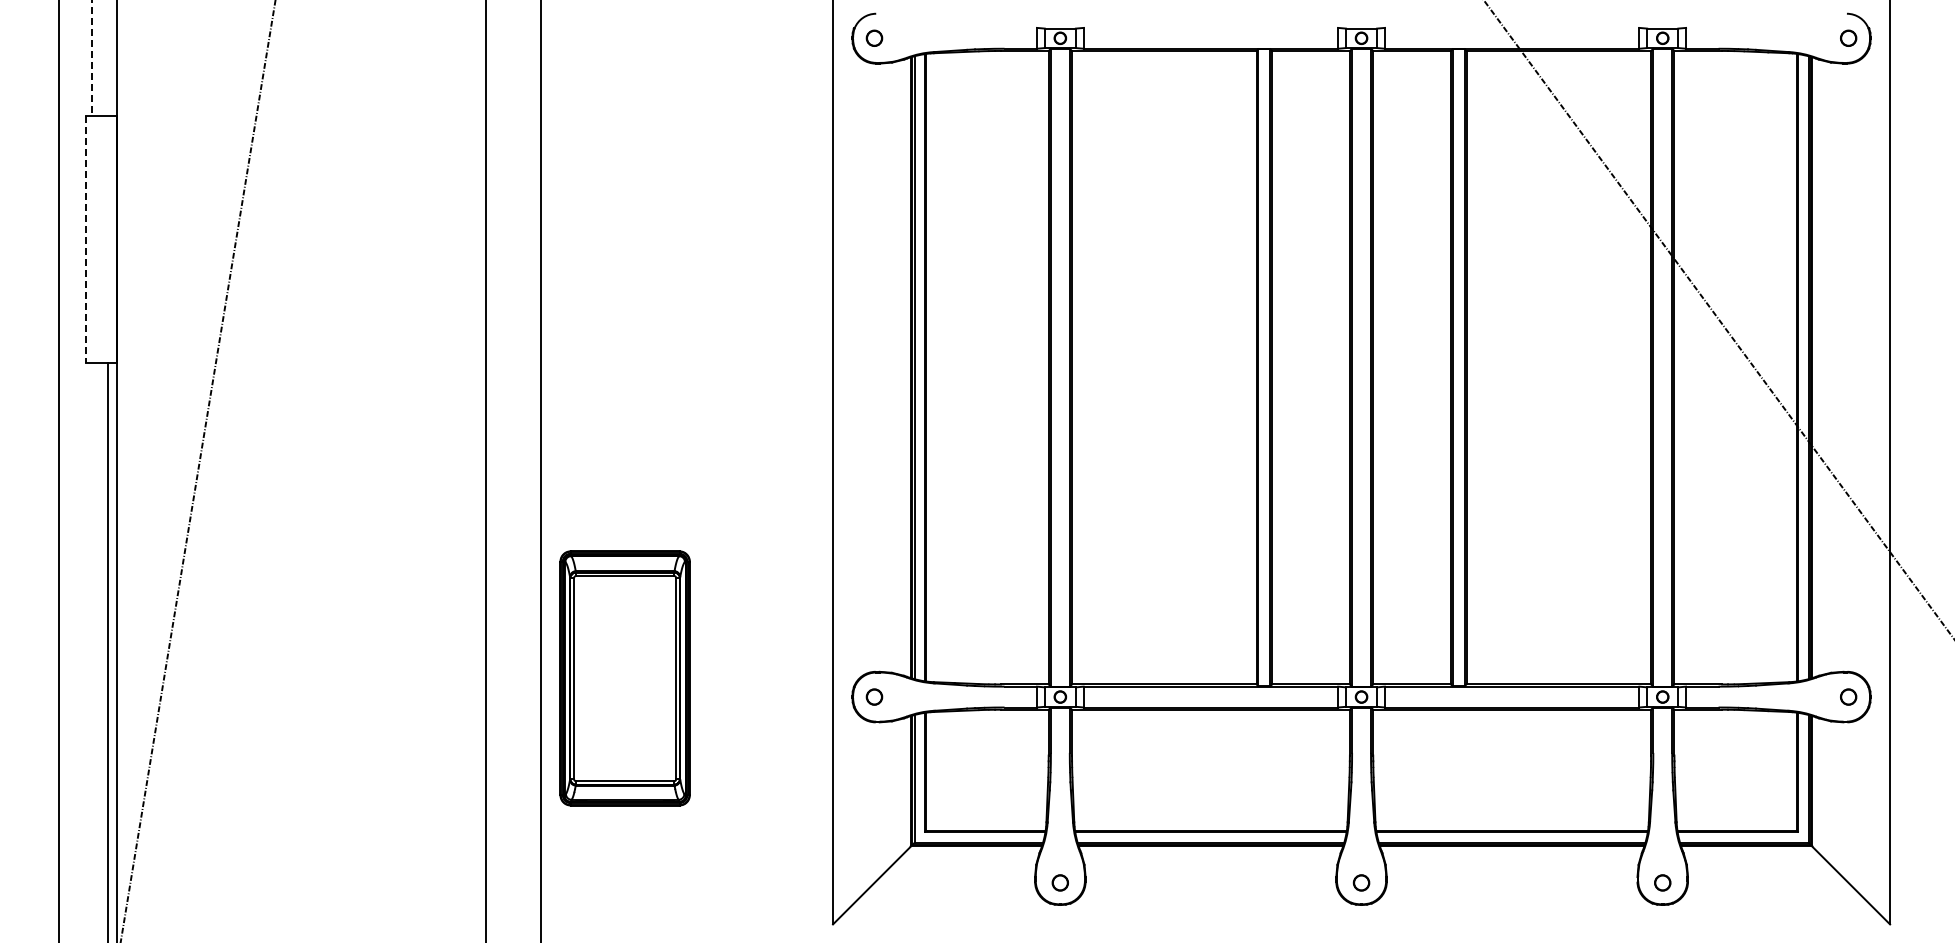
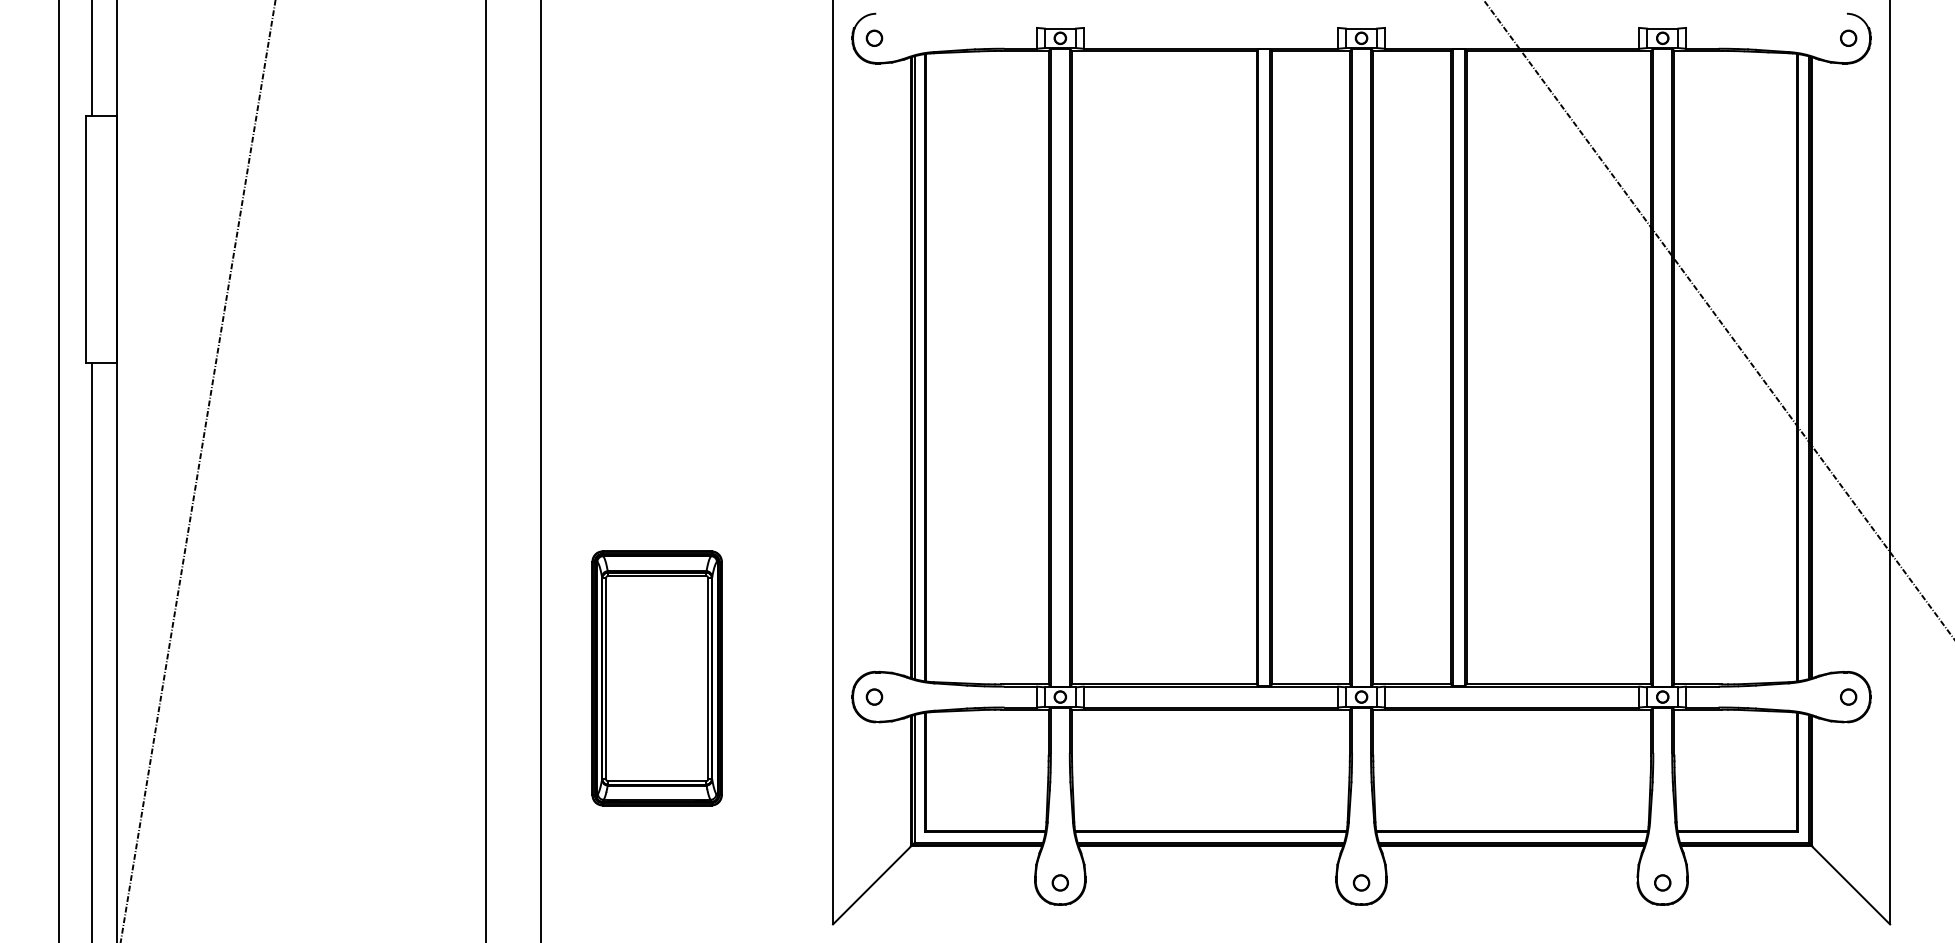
line: dashed -> solid (91, 58)
line: dashed -> solid (85, 239)
line position: (107, 650) -> (91, 650) (91, 650)
part position: (624, 678) -> (656, 678) (656, 678)
